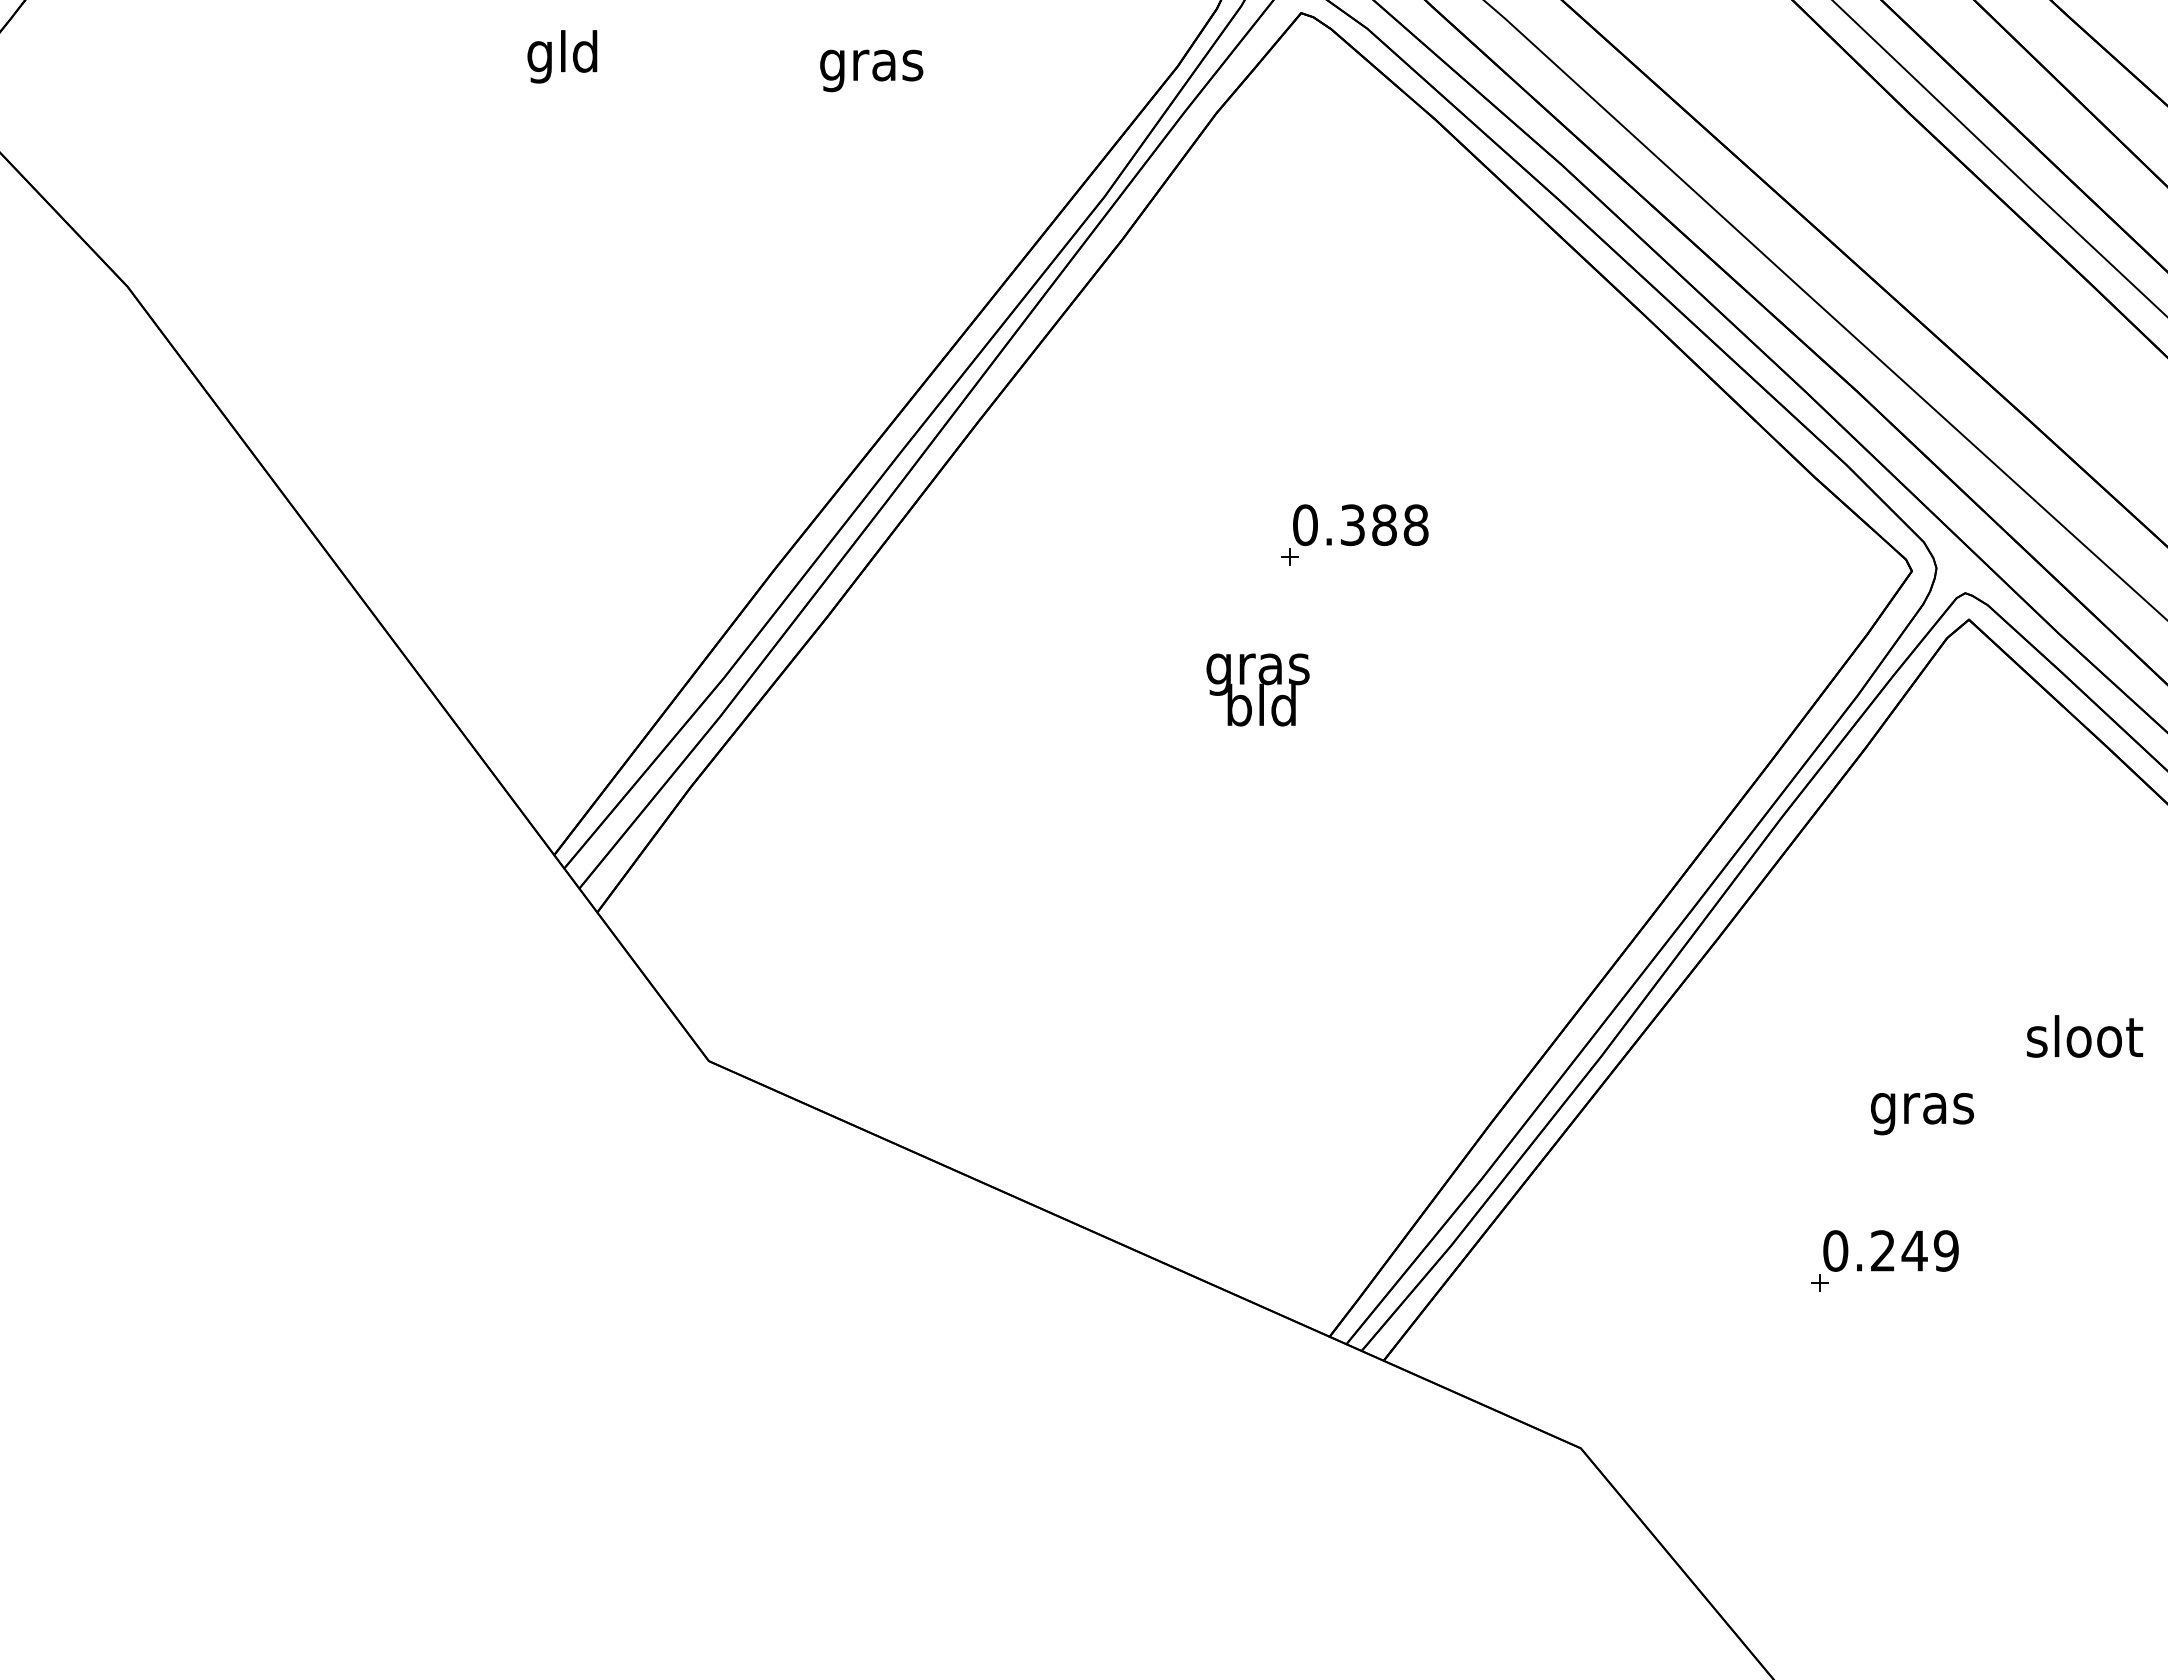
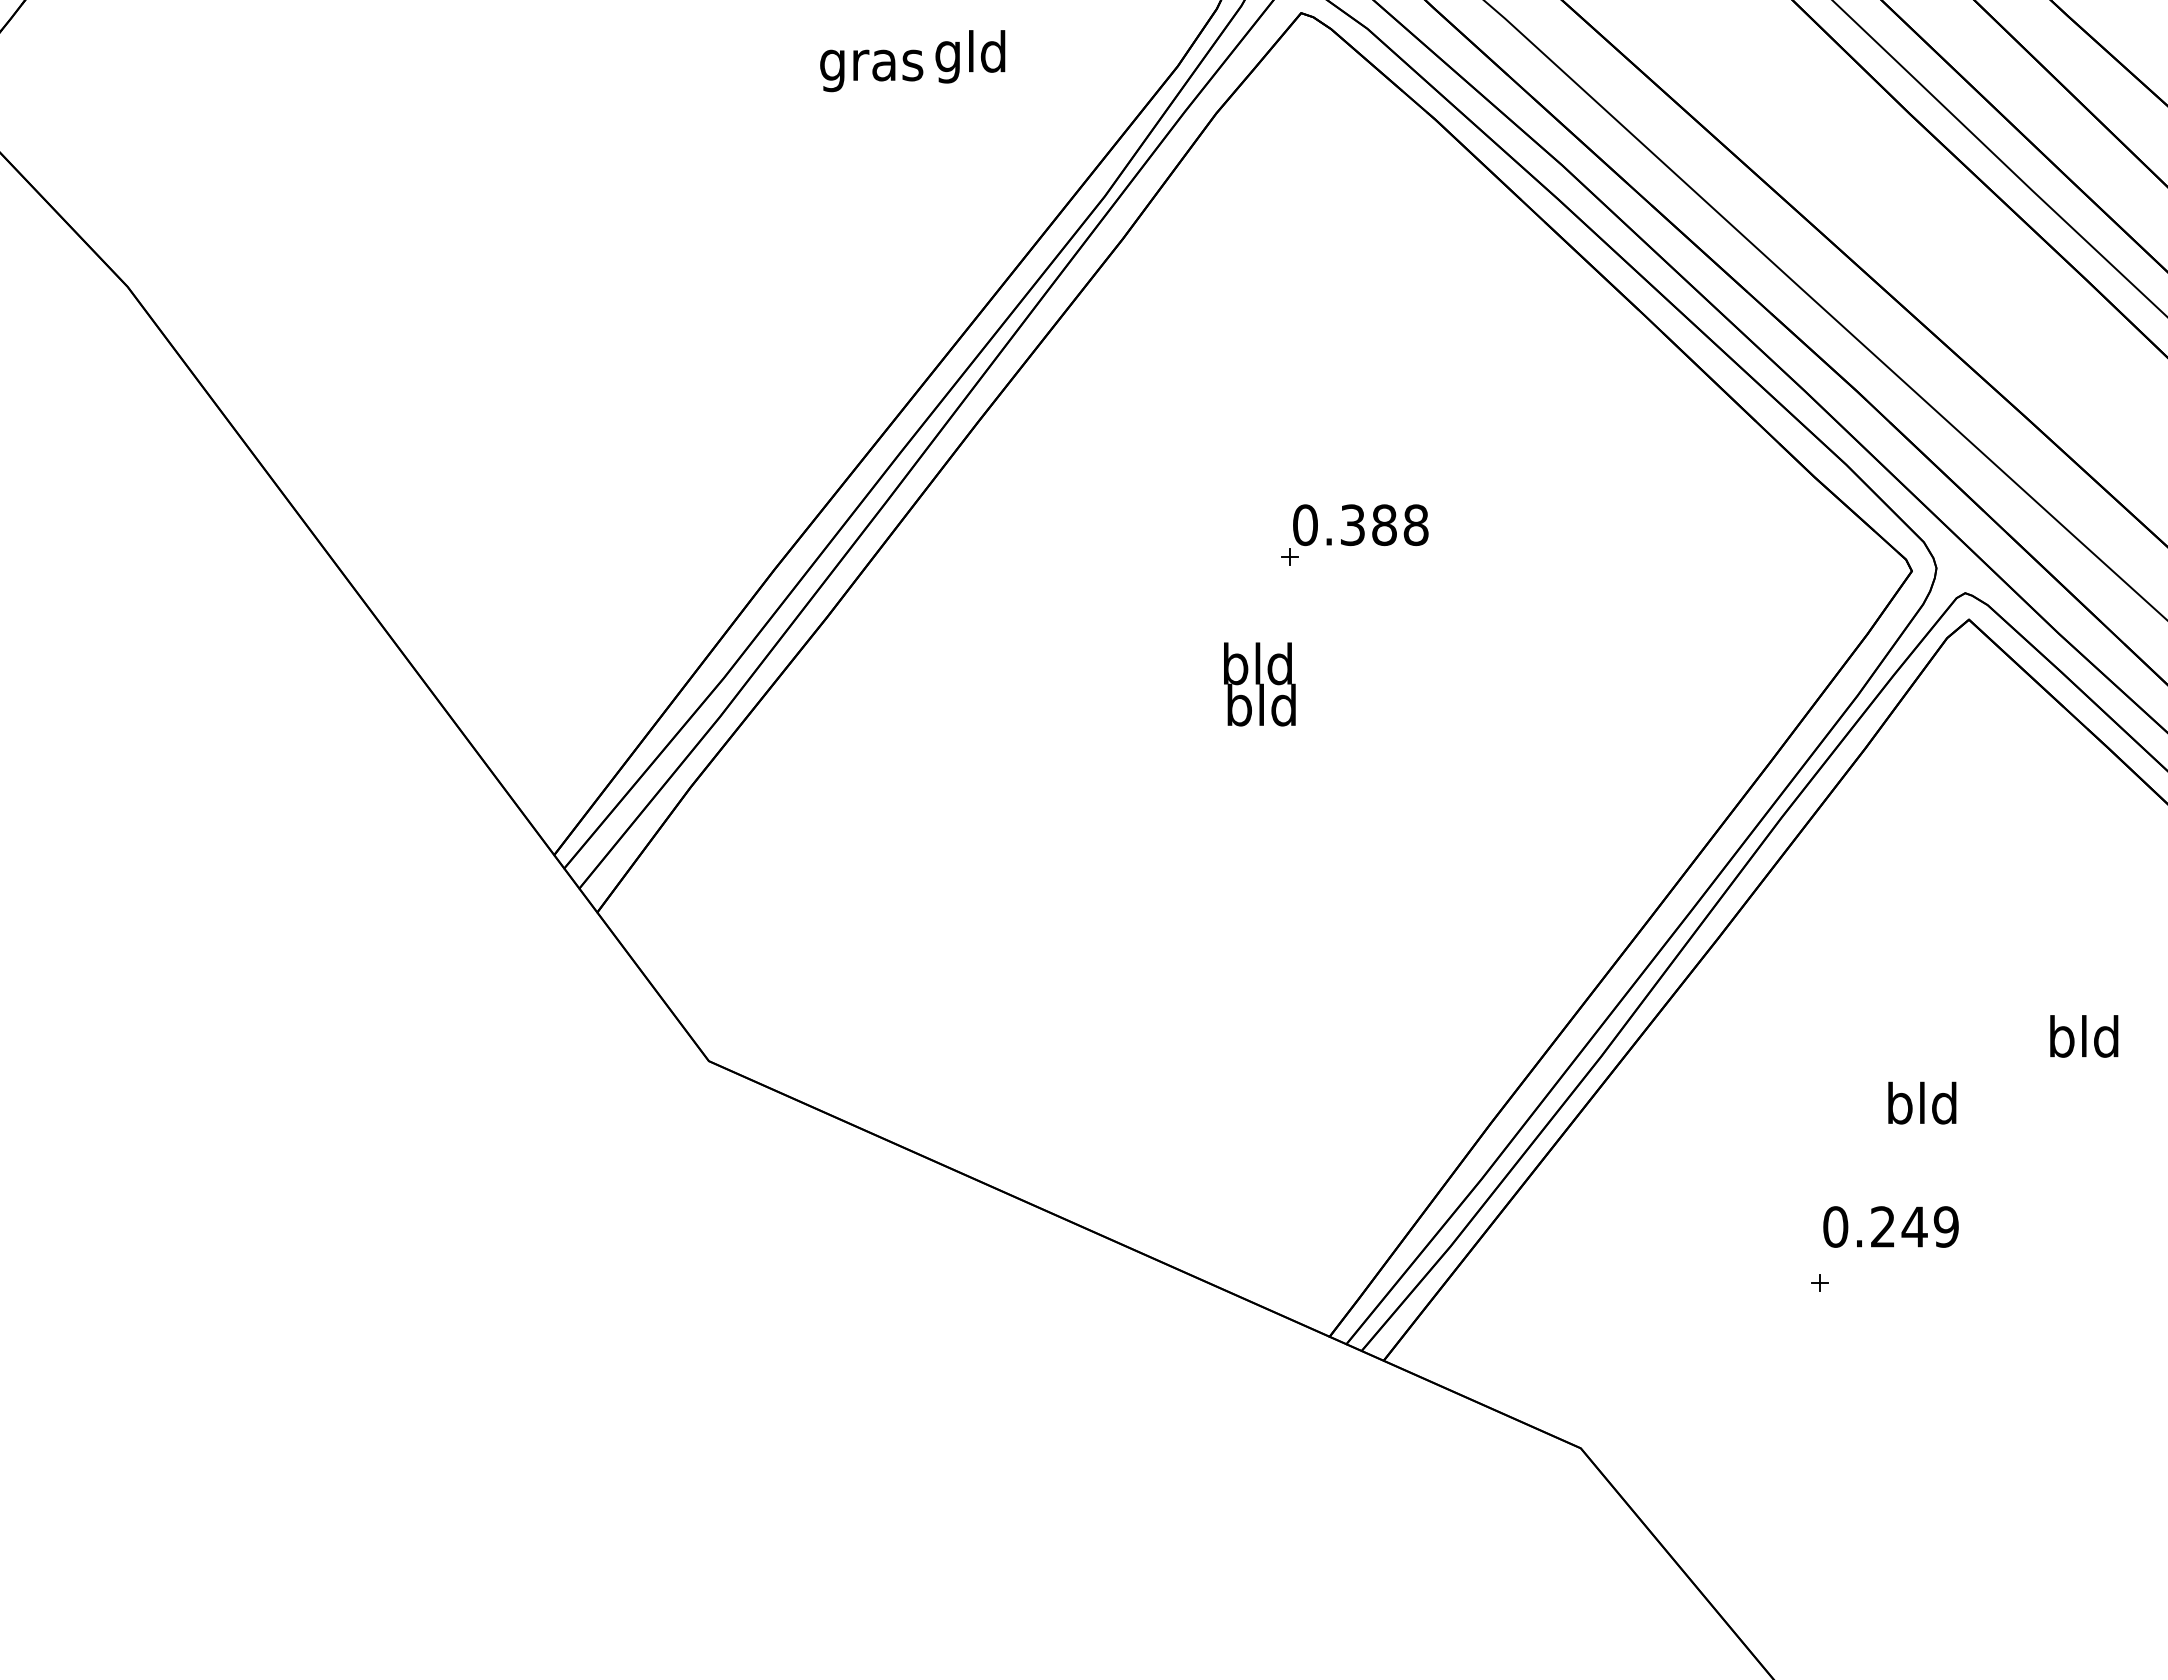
text position: (562, 56) -> (970, 56) (970, 56)
text: gras -> bld (1257, 668)
text: sloot -> bld (2085, 1036)
text: gras -> bld (1921, 1108)
text position: (1890, 1250) -> (1890, 1226) (1890, 1226)
